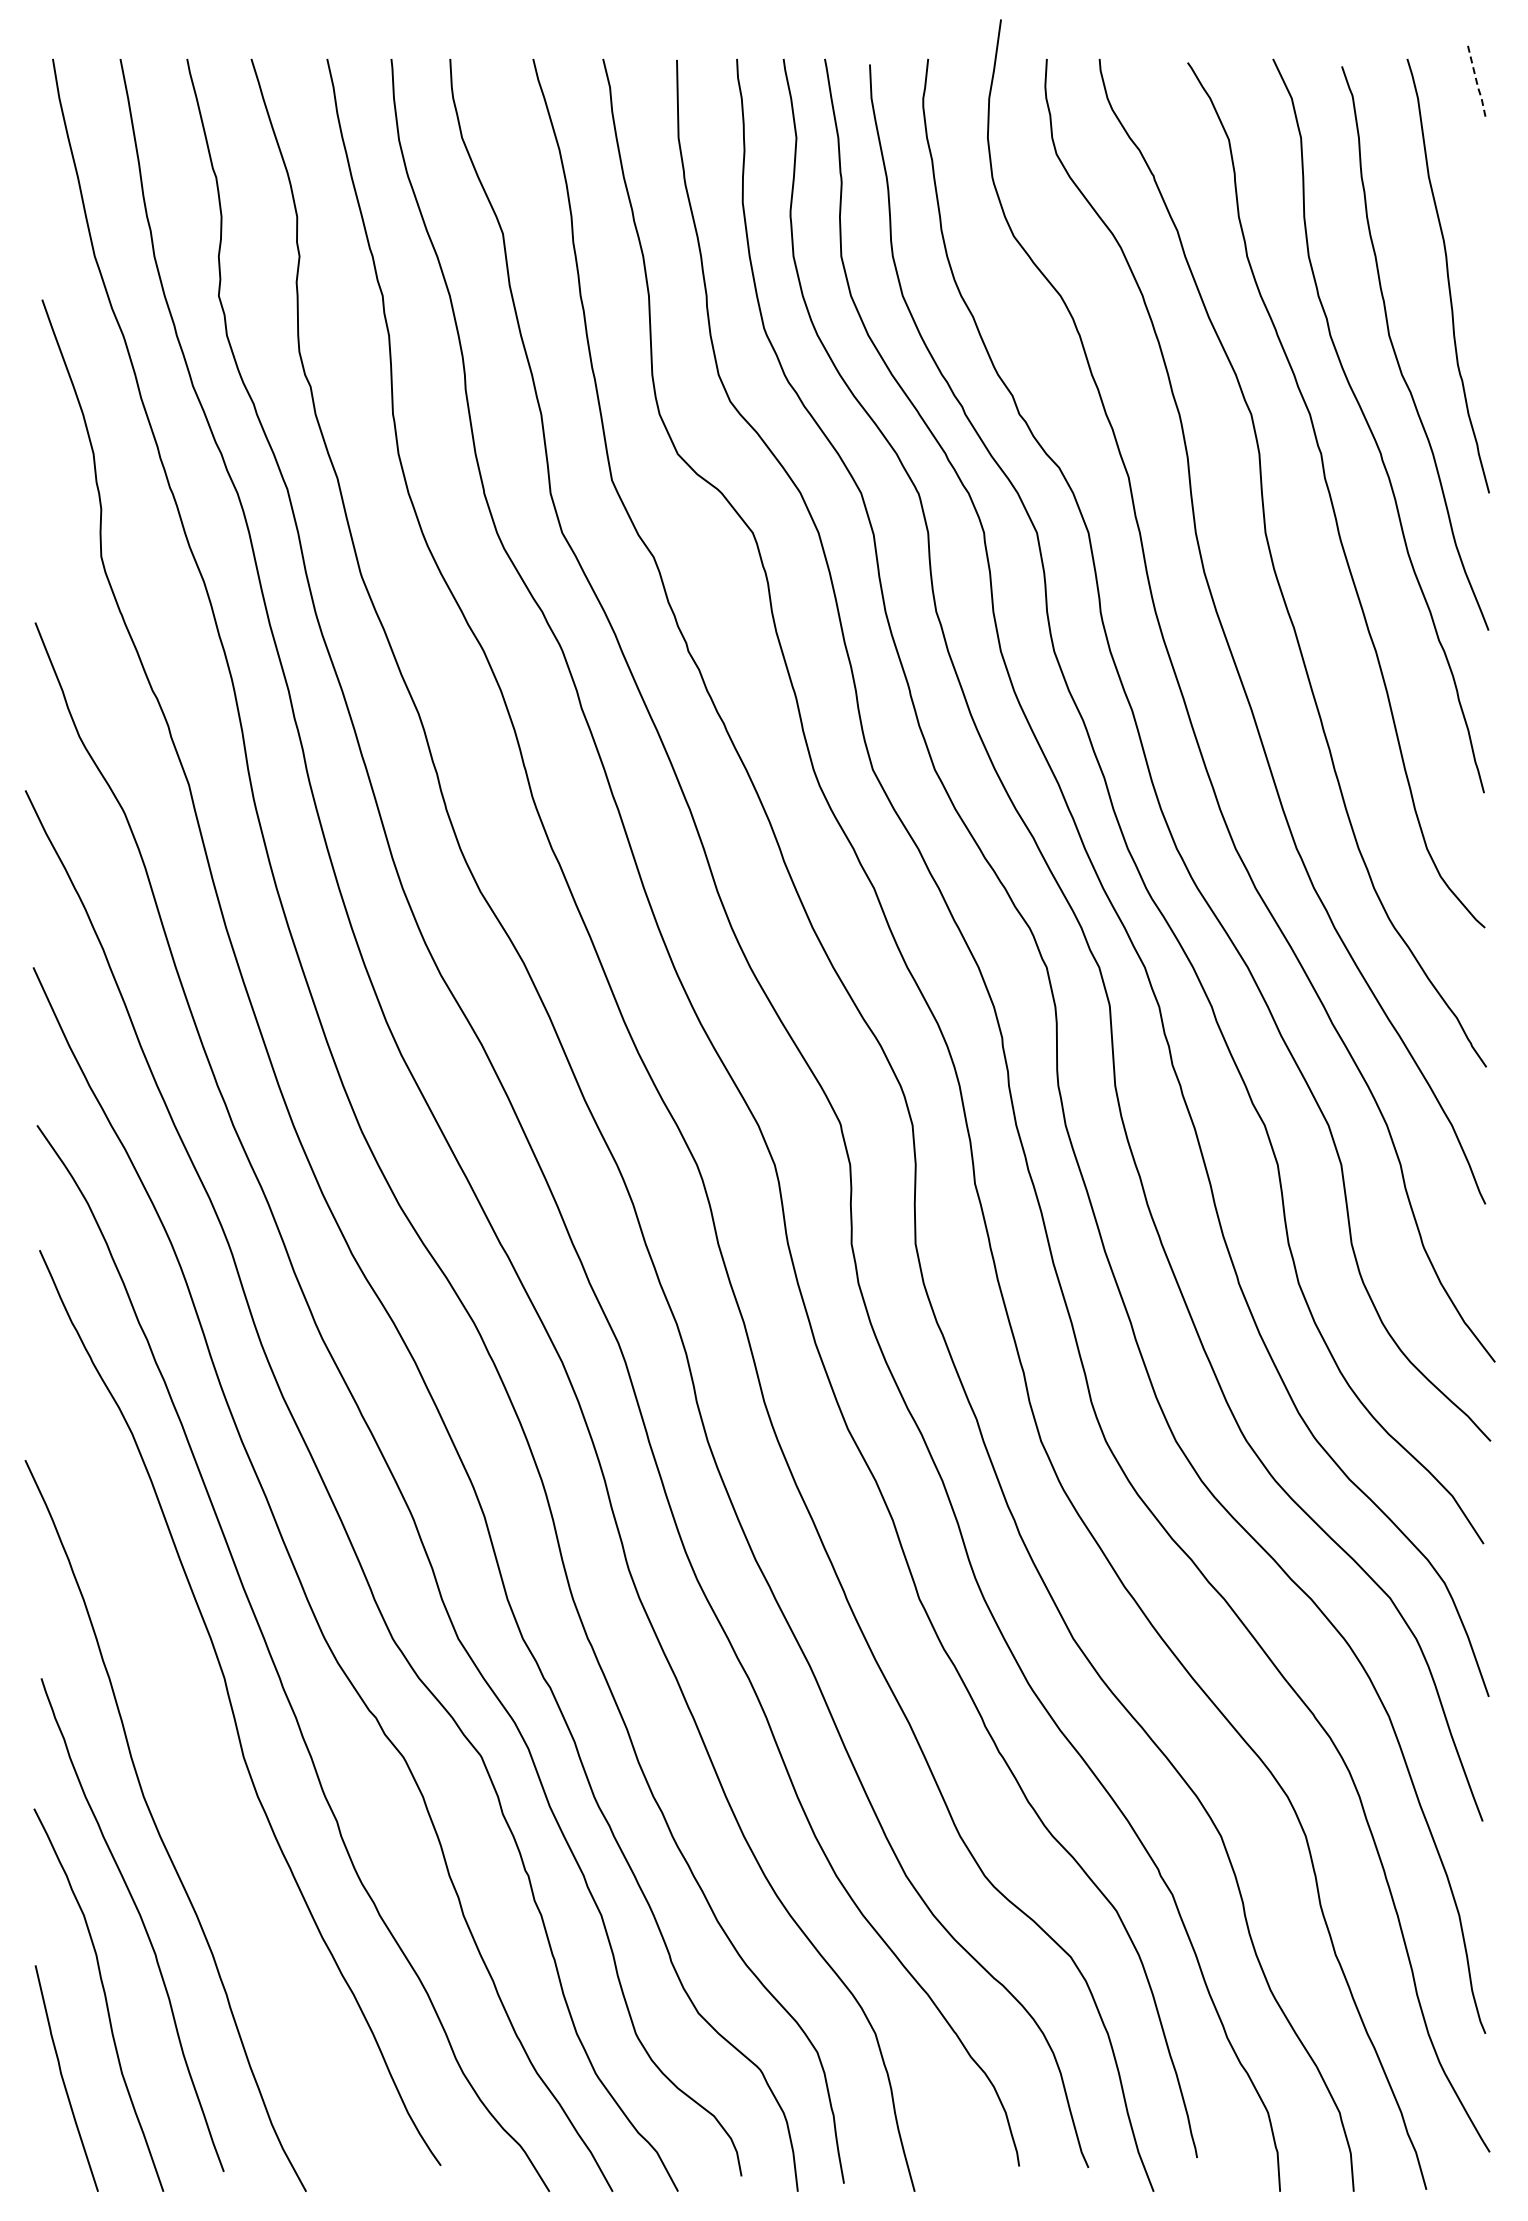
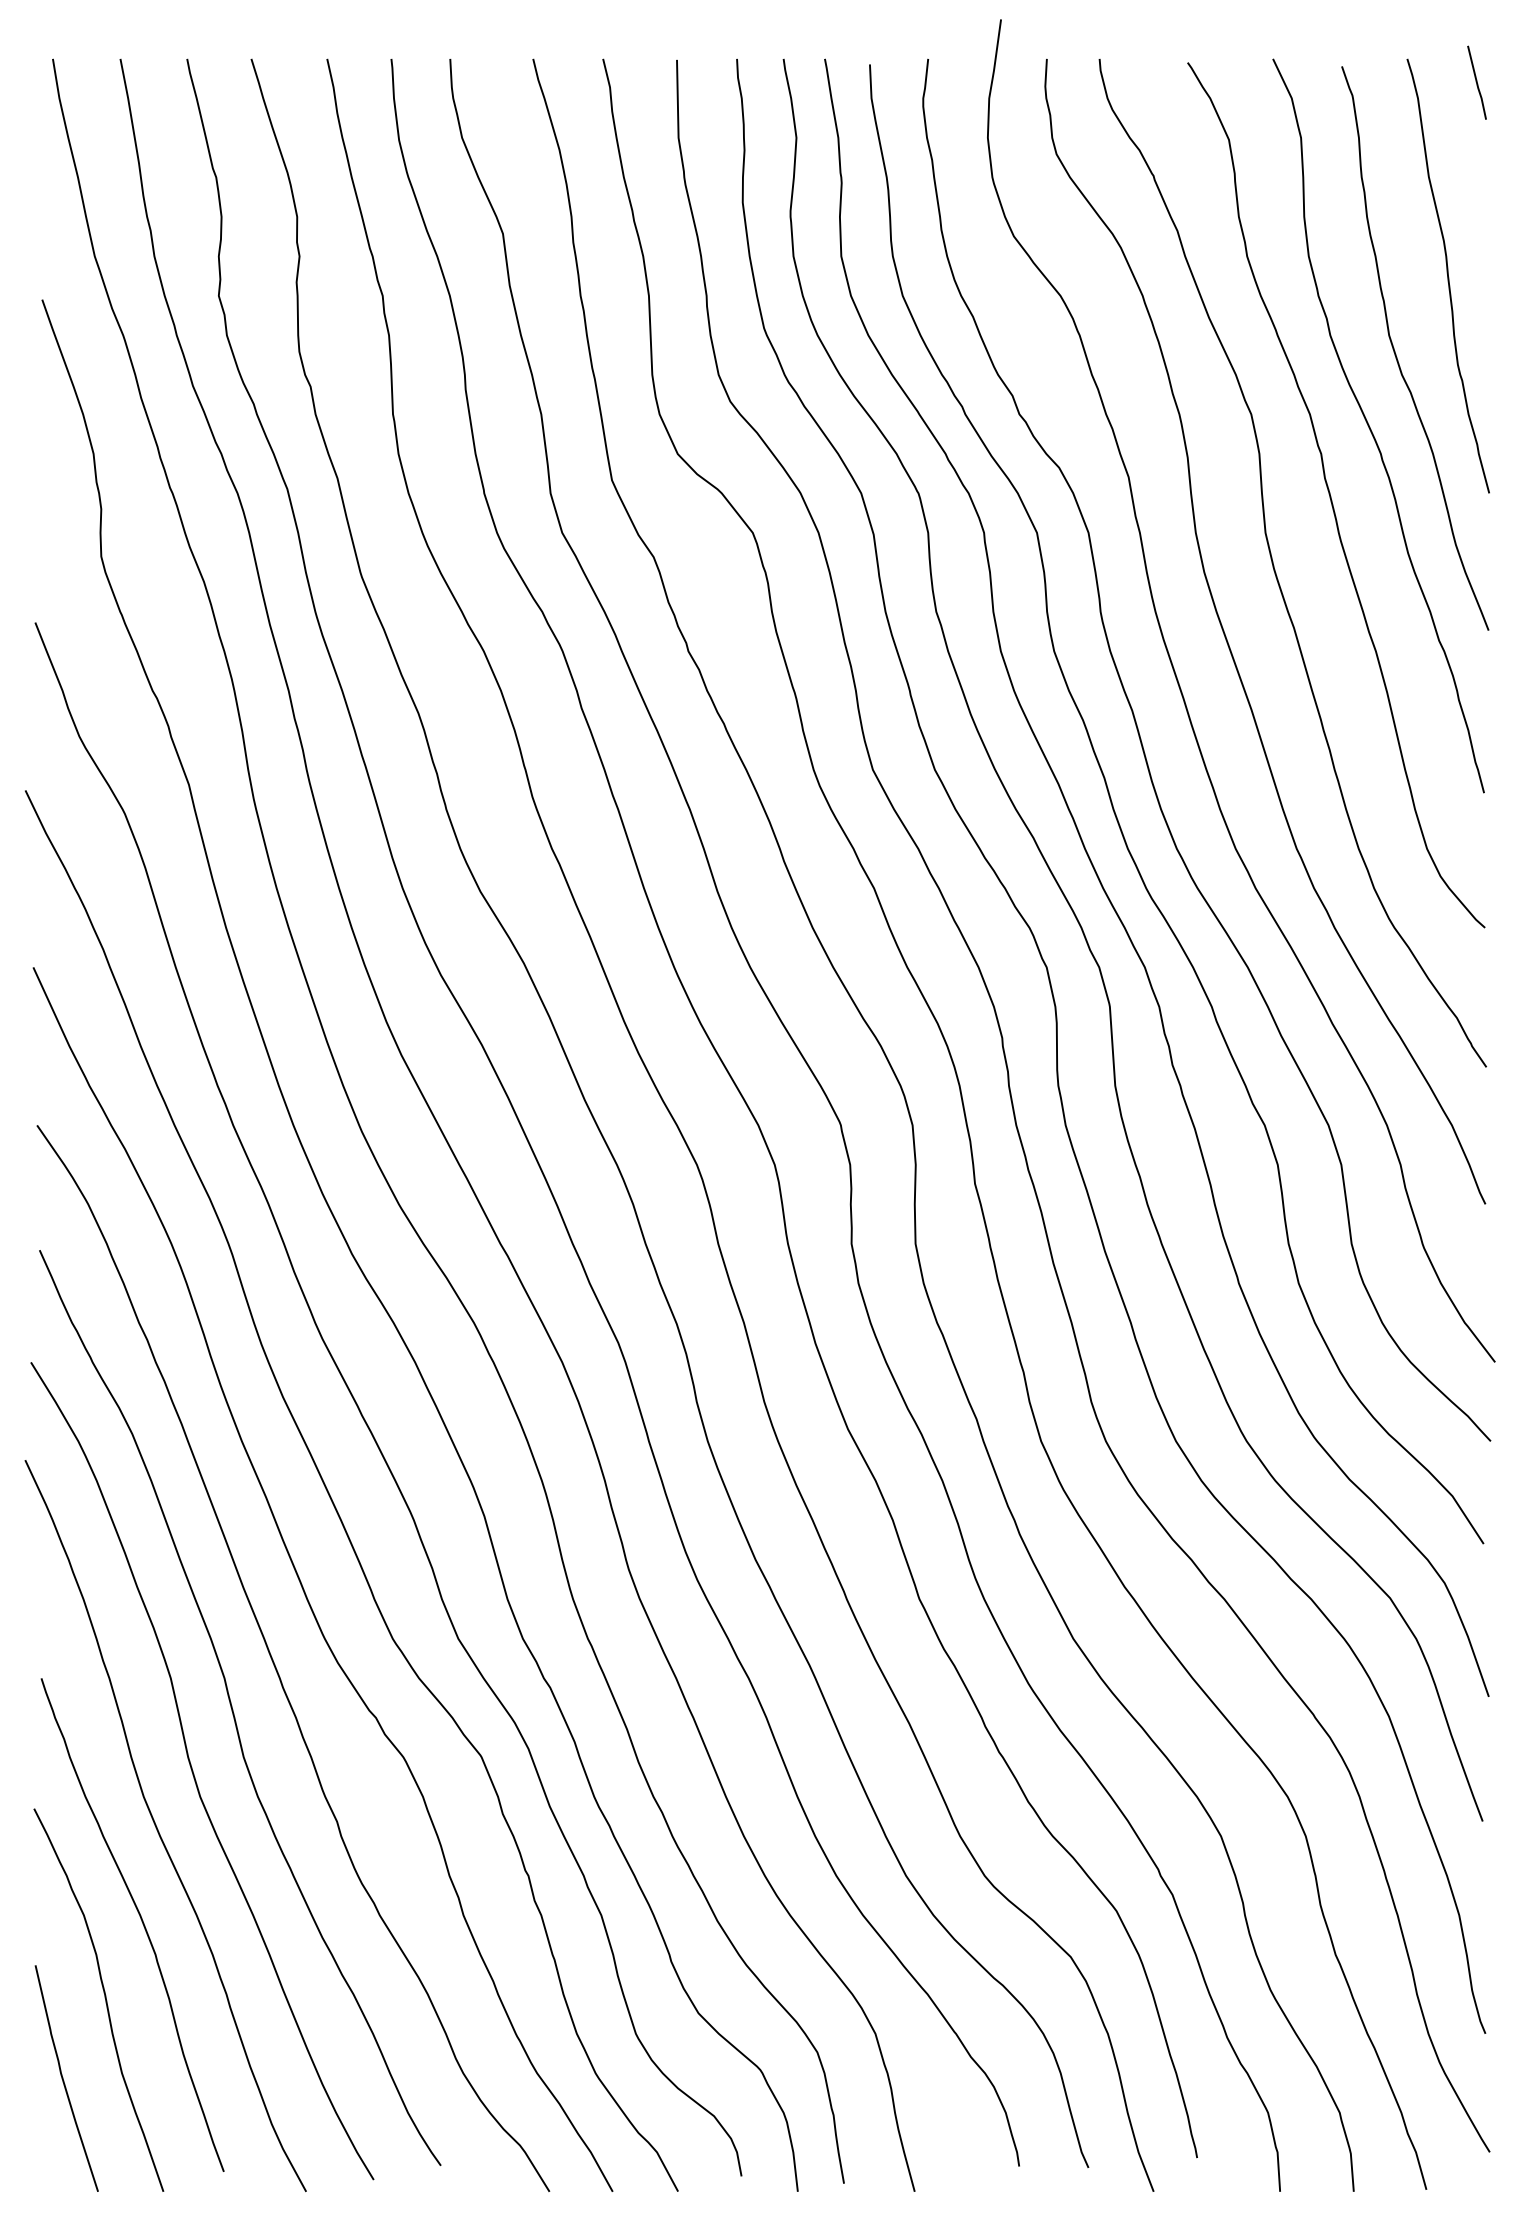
line: dashed -> solid (1477, 84)
curve: none -> present (194, 1773)
